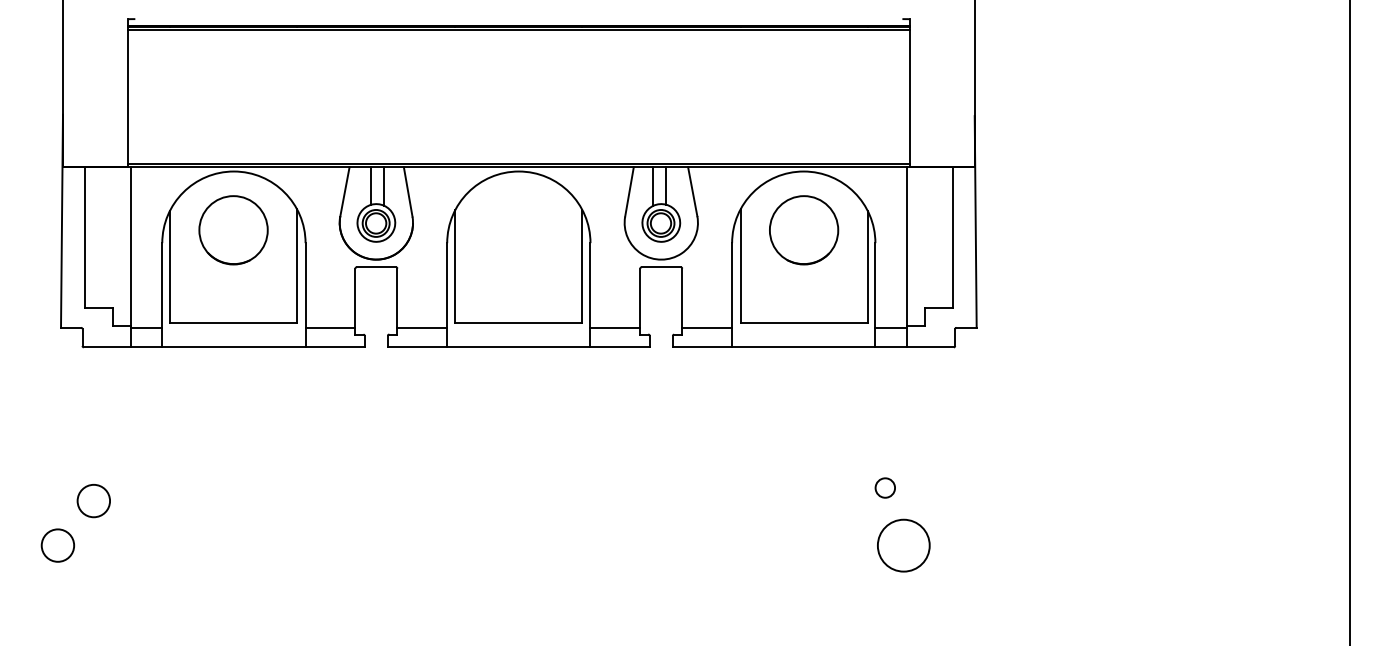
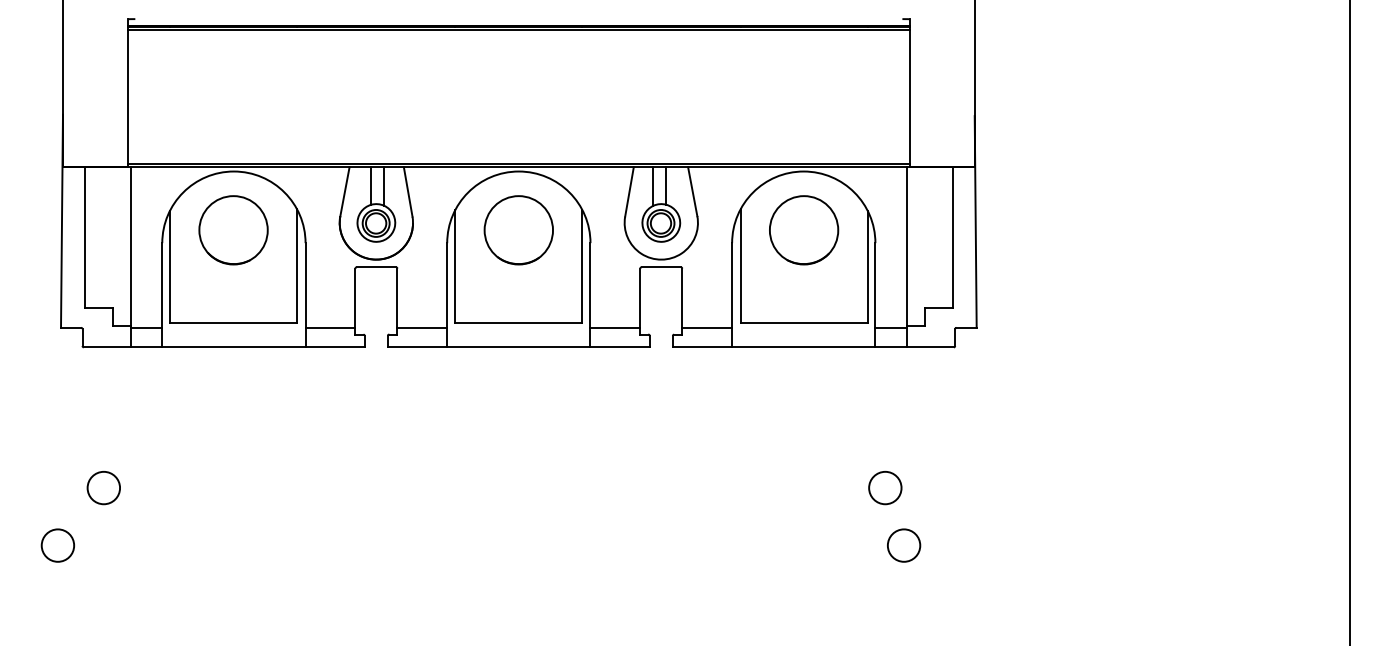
circle: none -> present (518, 230)
circle diameter: 19 px -> 32 px (885, 487)
circle position: (93, 501) -> (103, 488) (103, 488)
circle size: 54x55 px -> 35x35 px (904, 545)
